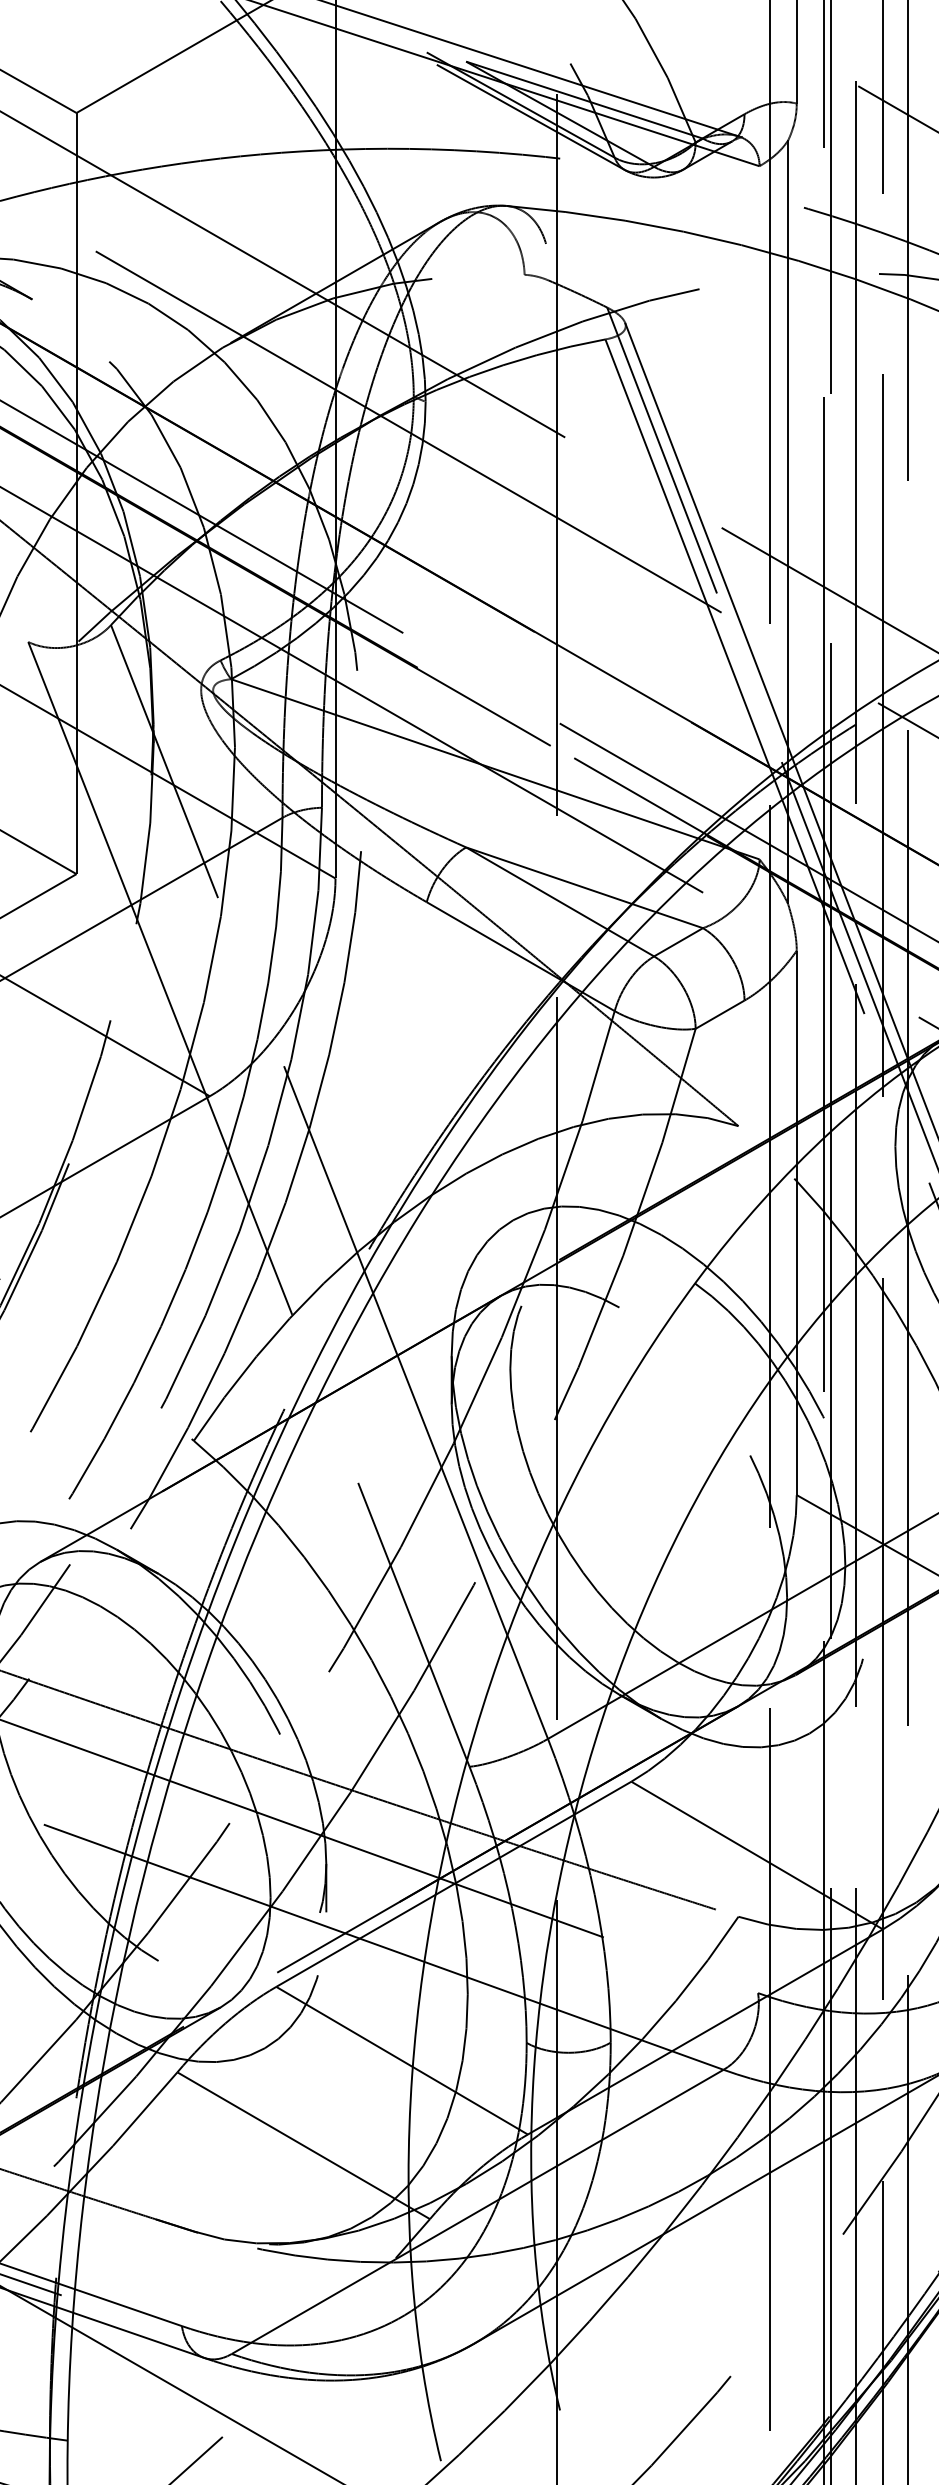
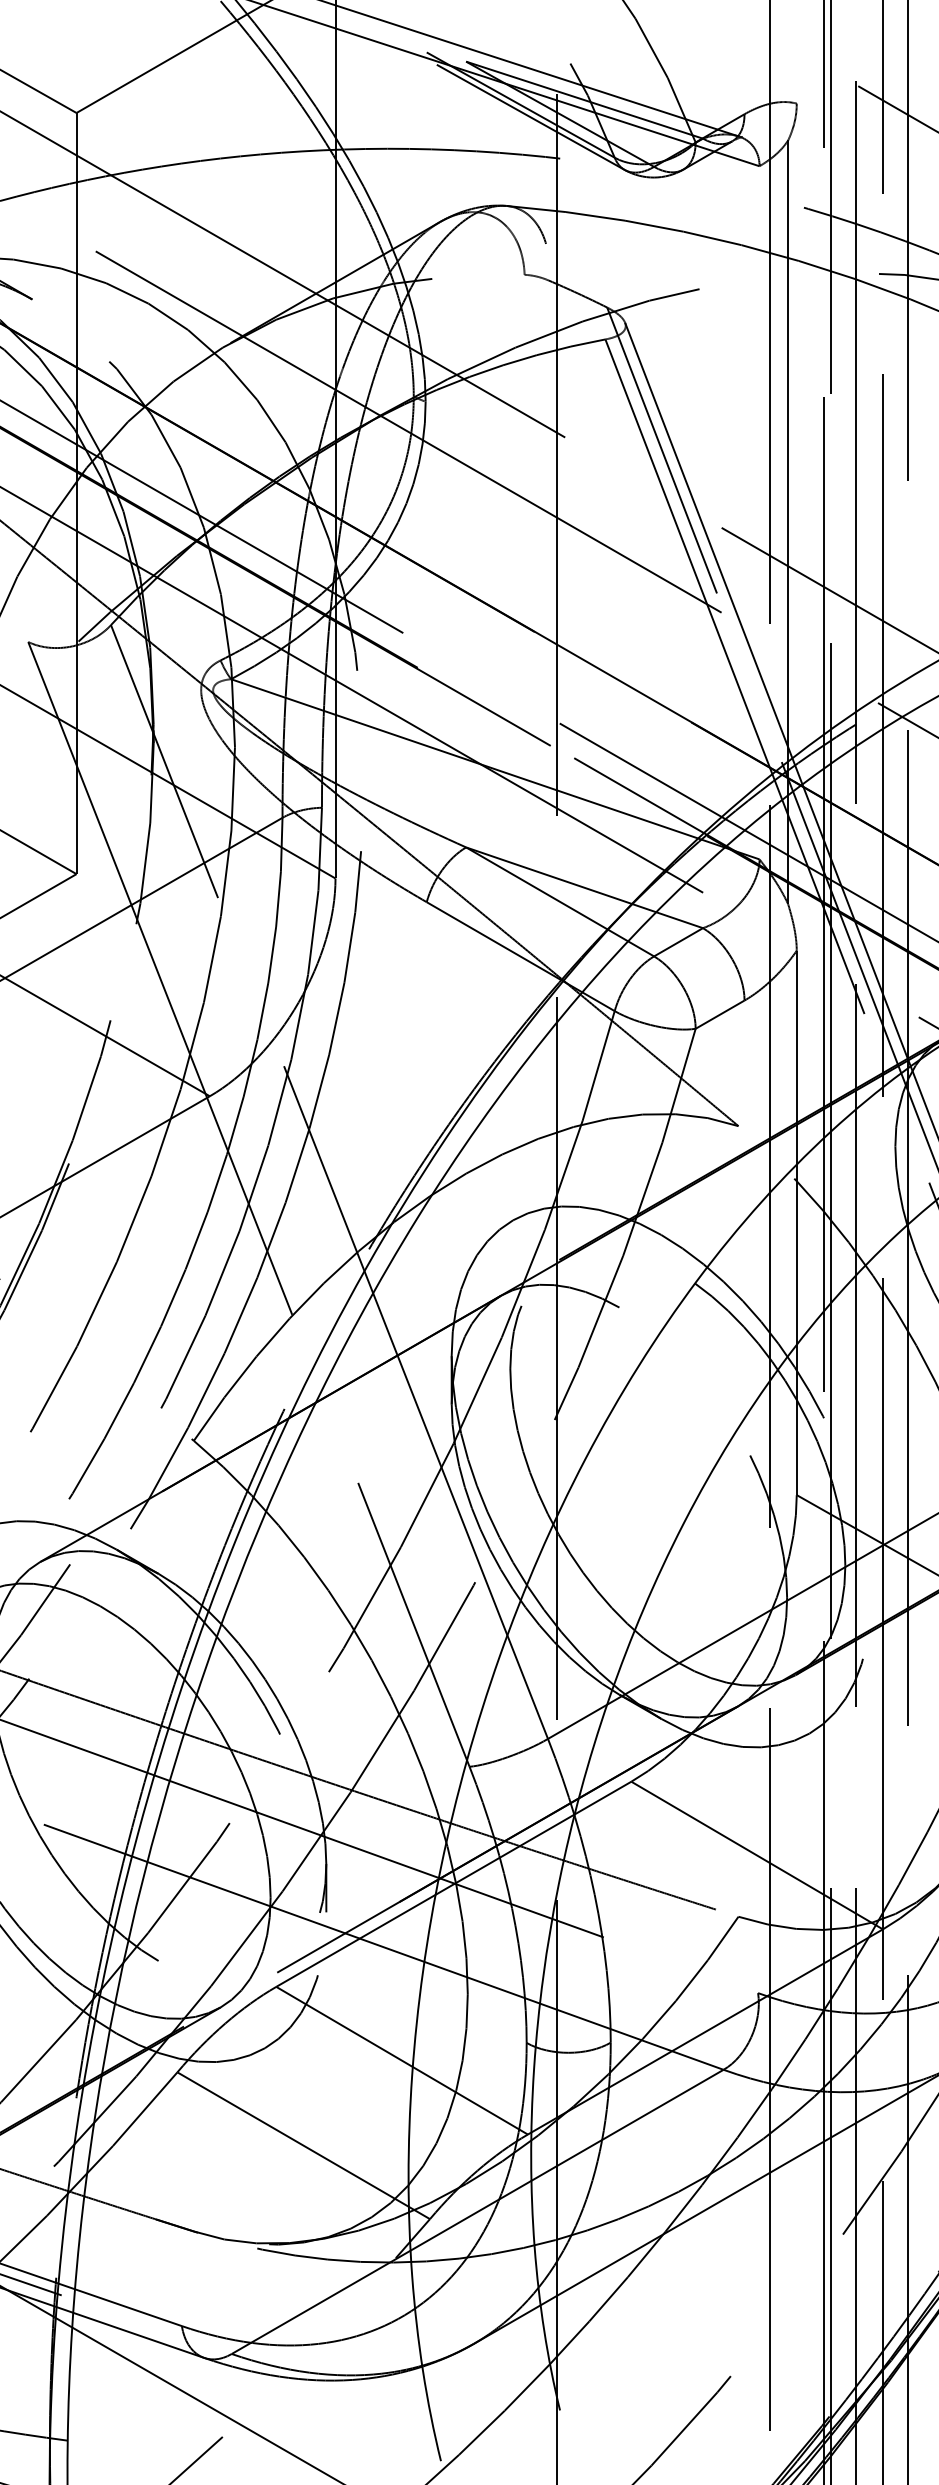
line: present -> none (796, 52)
